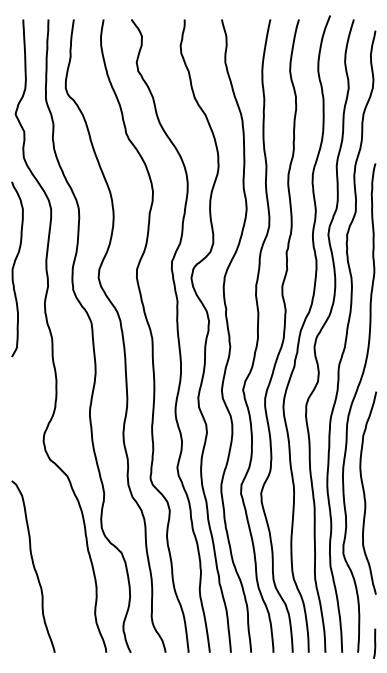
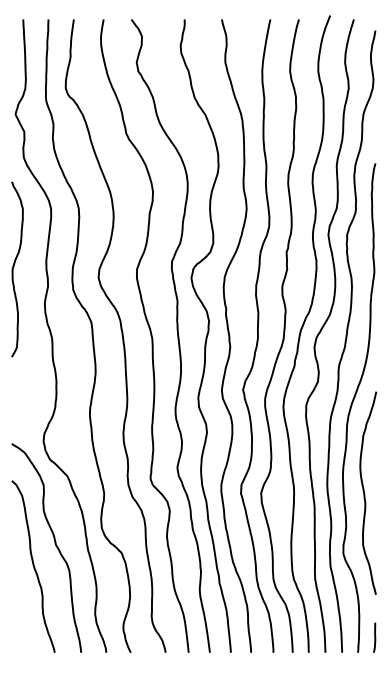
curve: none -> present (54, 543)
line position: (374, 643) -> (374, 637) (374, 637)
